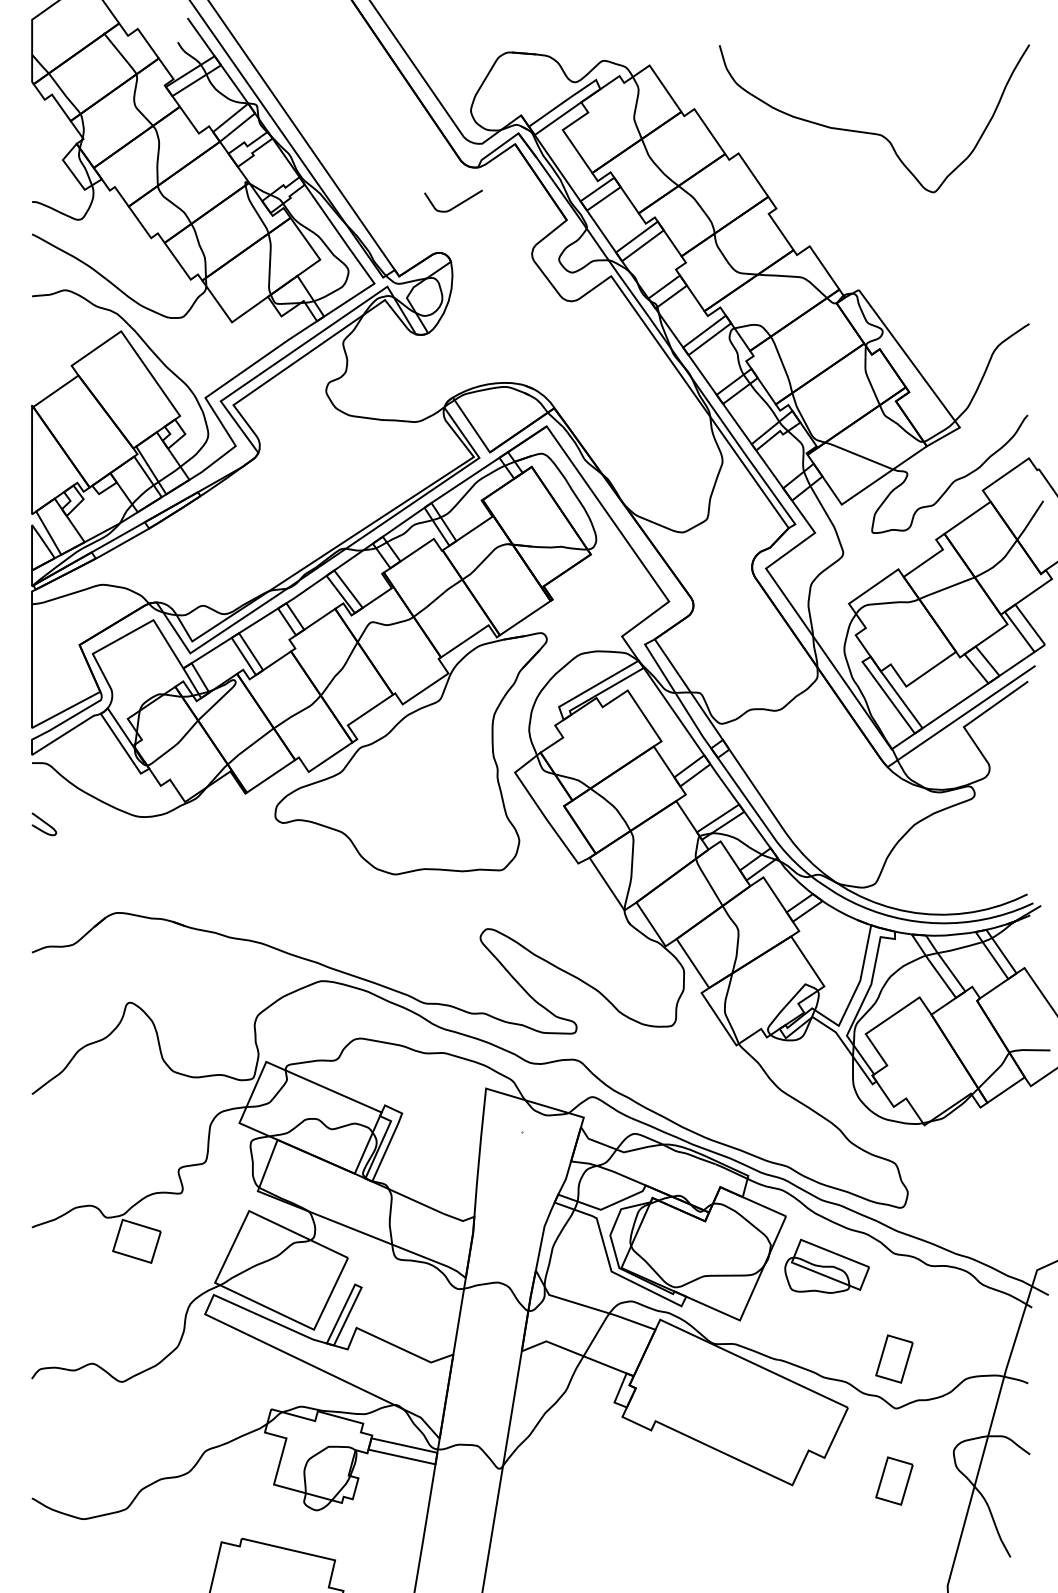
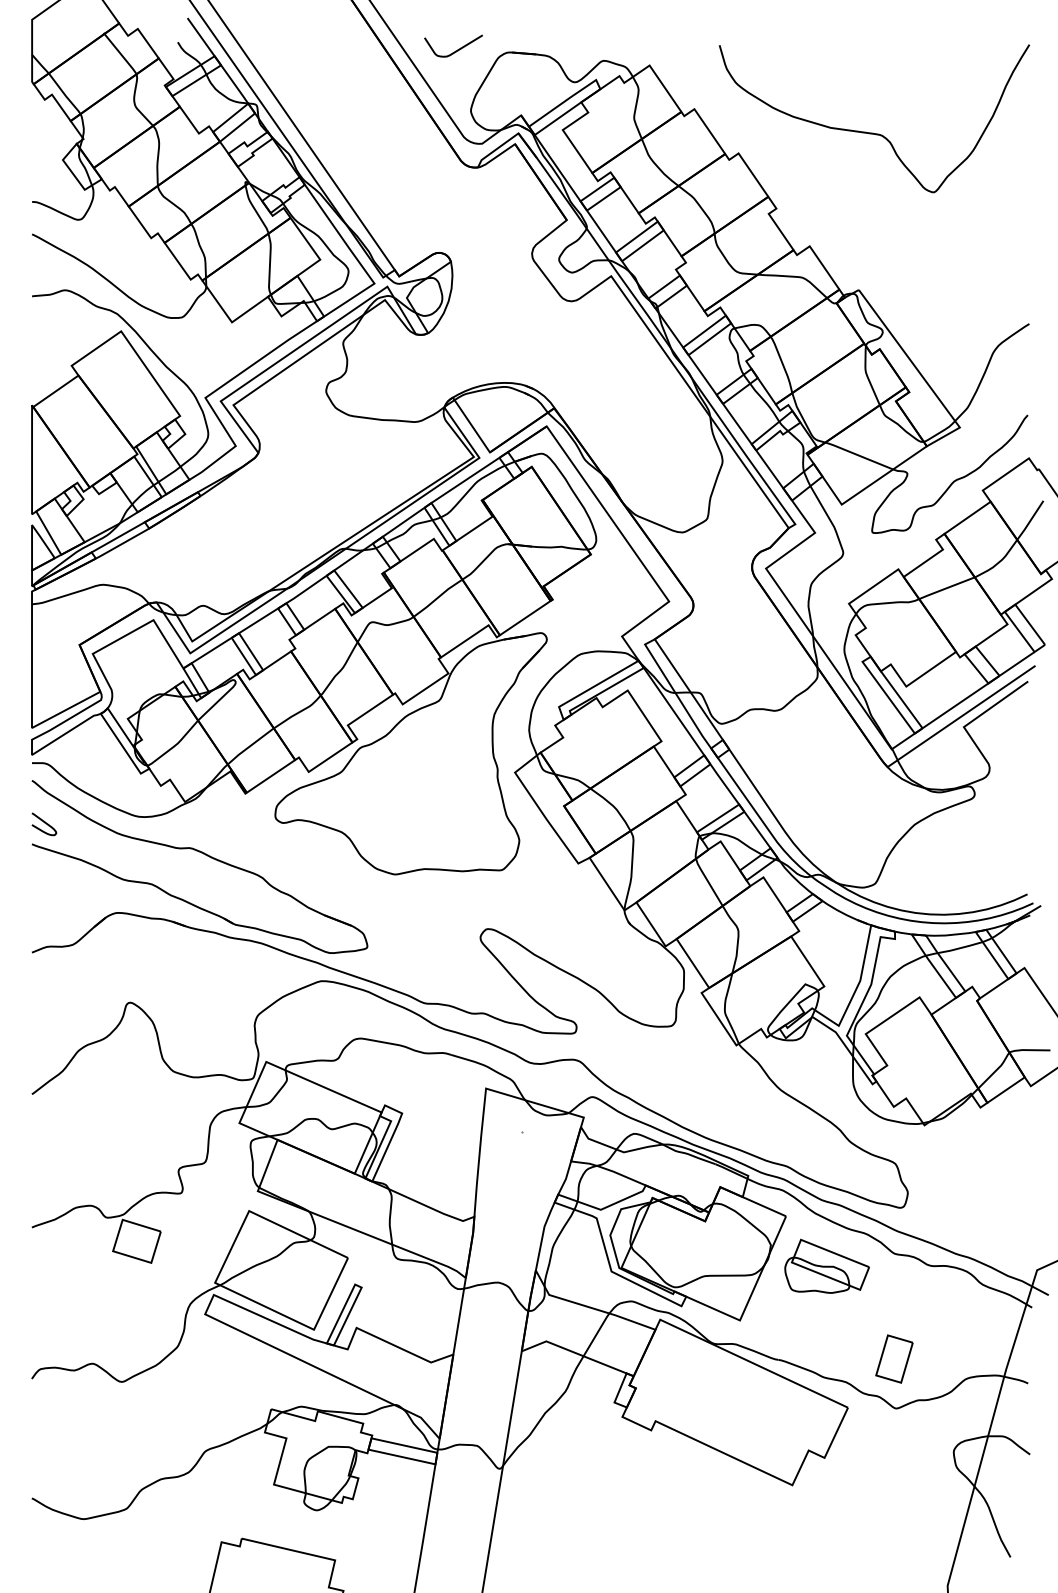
curve position: (455, 205) -> (455, 50) (455, 50)
part: none -> present (205, 855)
part: present -> none (894, 1480)
